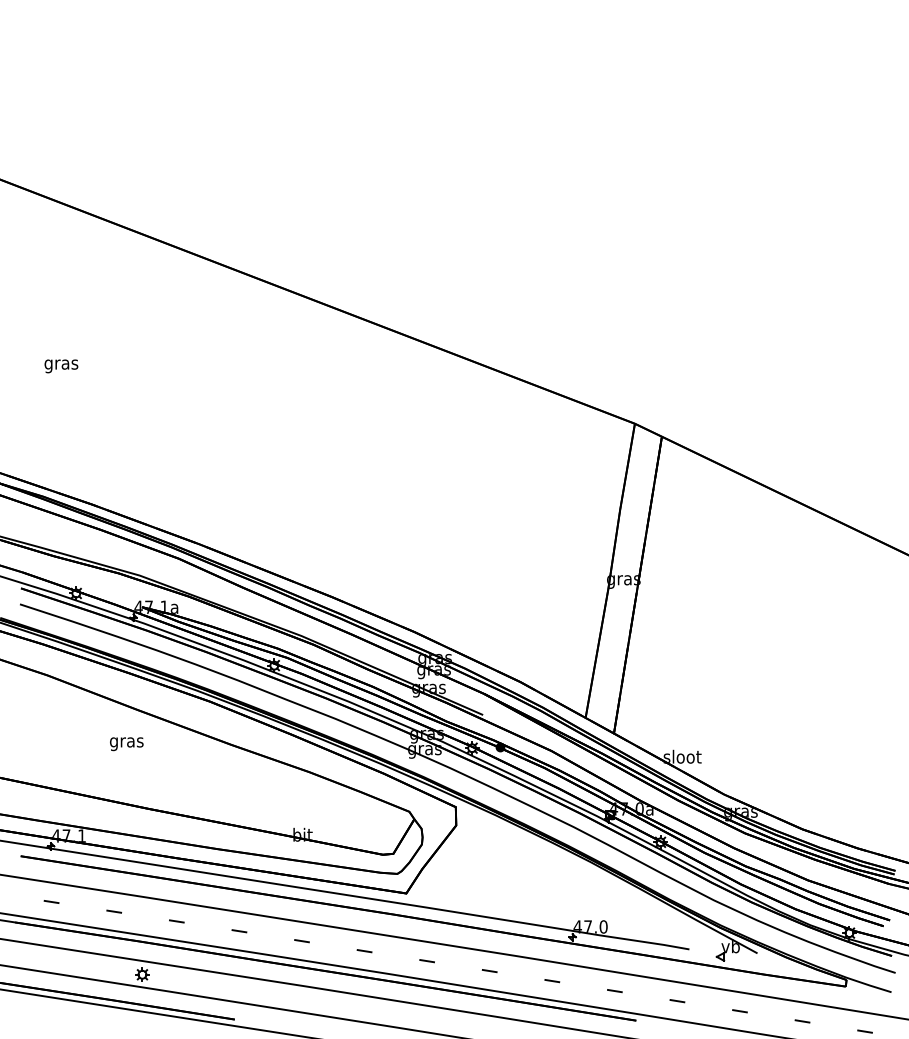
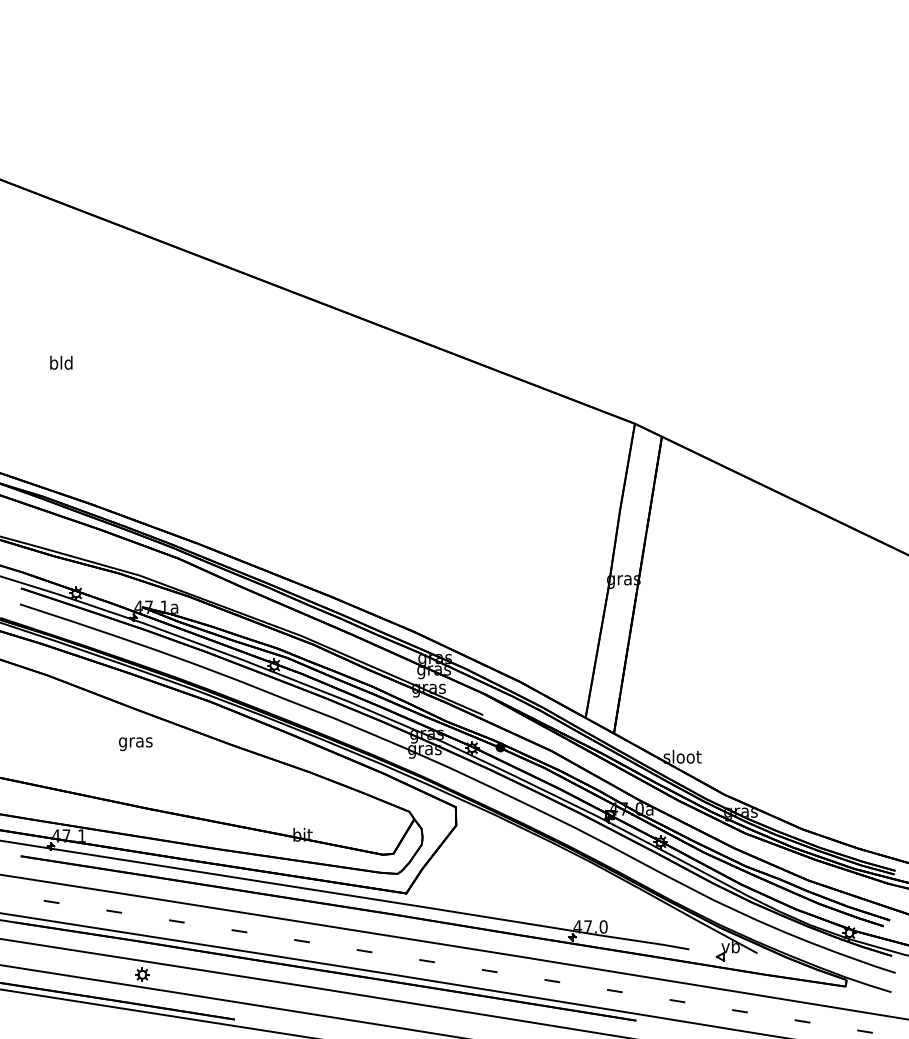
text: gras -> bld (61, 364)
text position: (126, 744) -> (135, 744) (135, 744)
